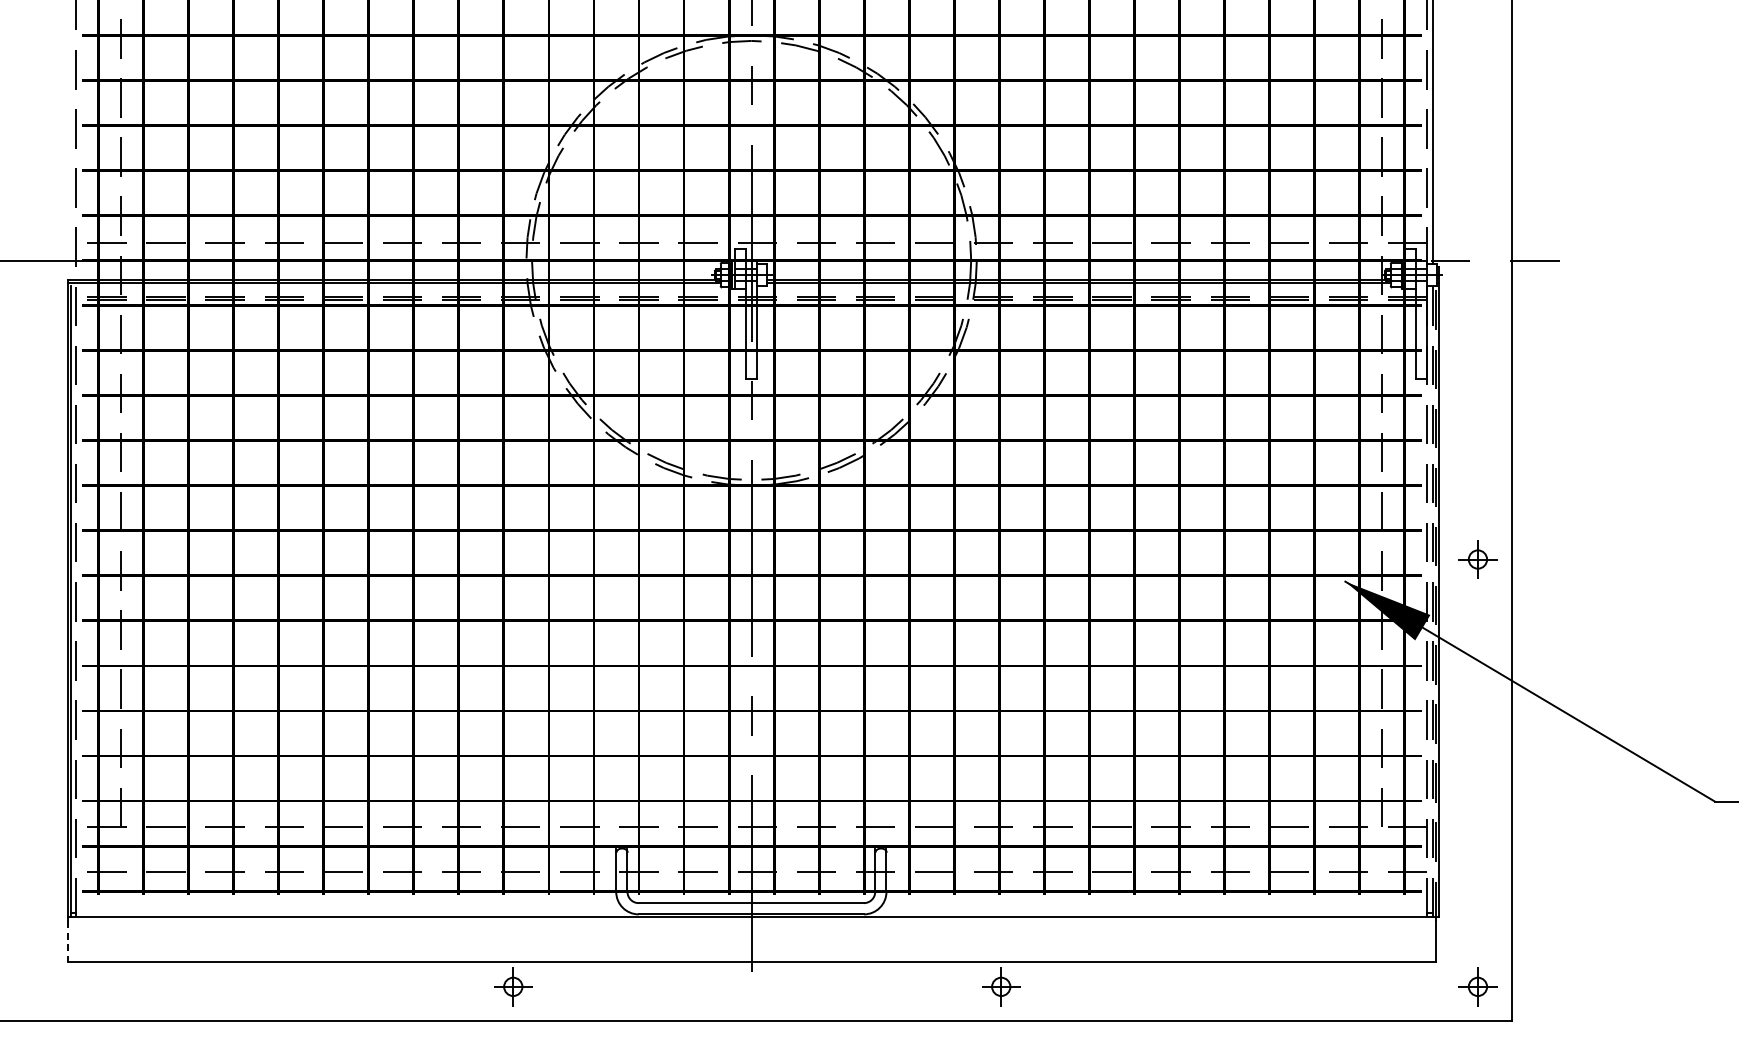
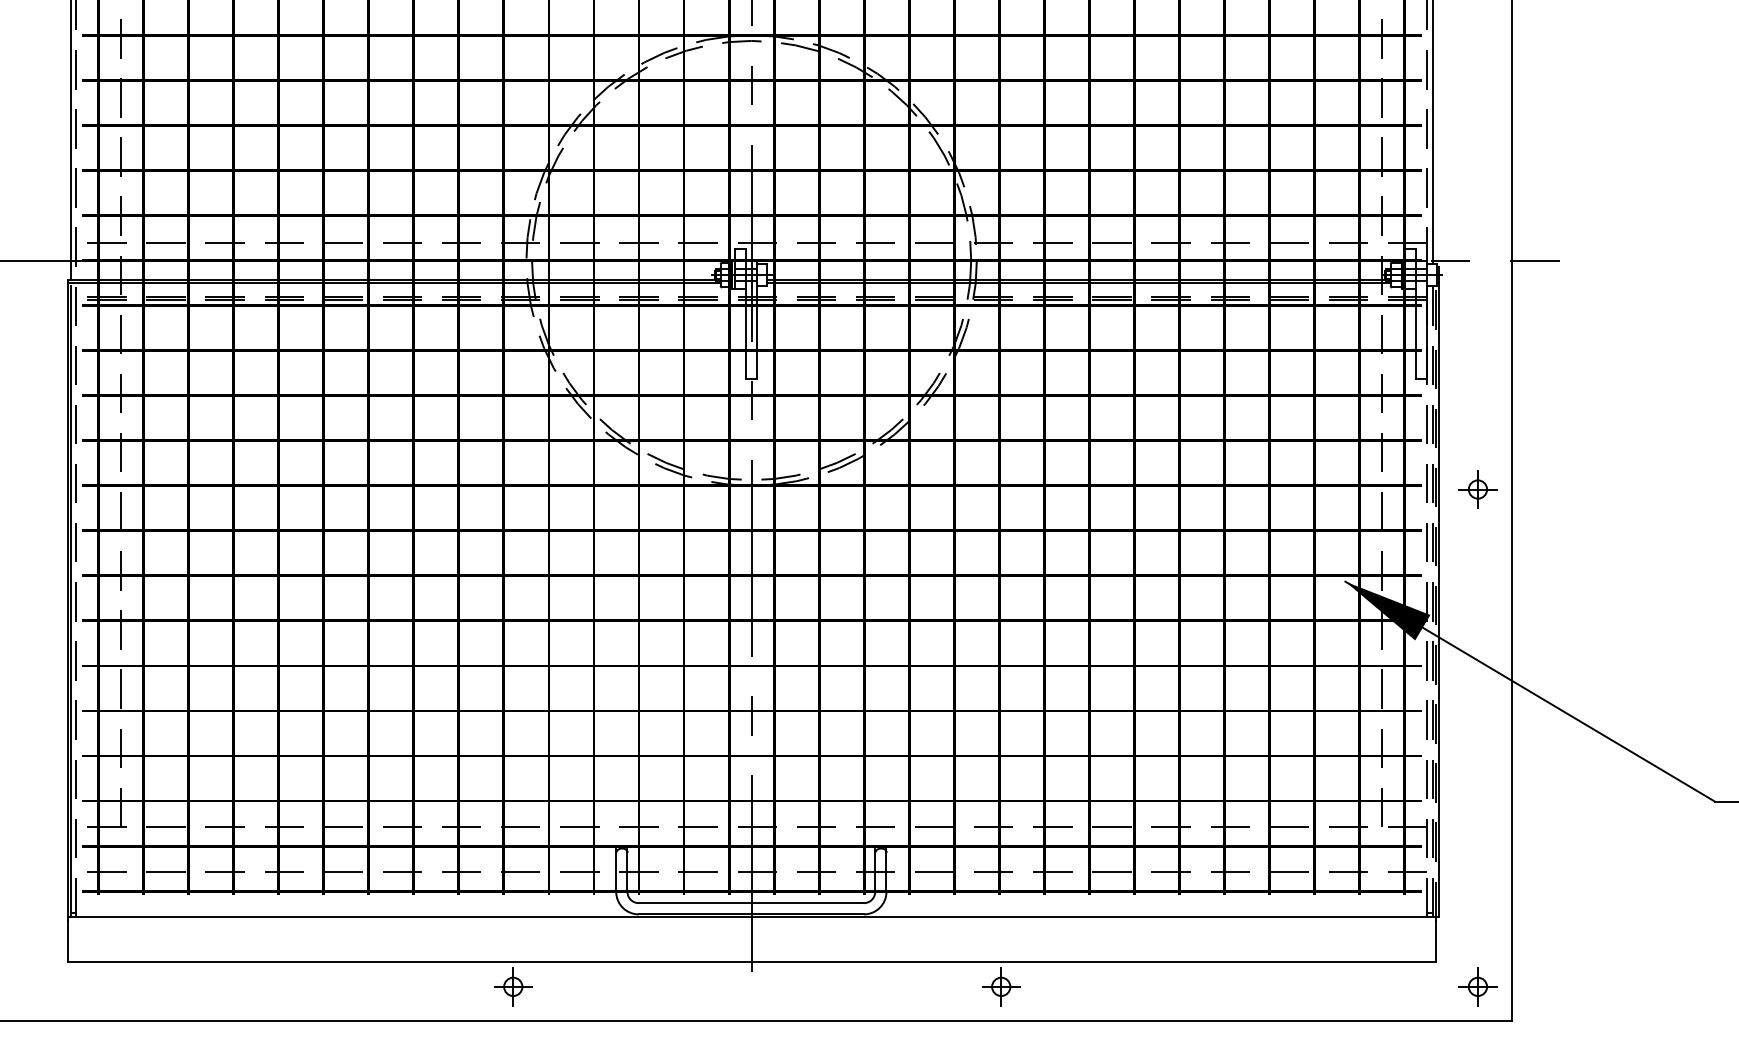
line: none -> present (70, 141)
part position: (1477, 559) -> (1477, 489) (1477, 489)
line: dashed -> solid (67, 941)
